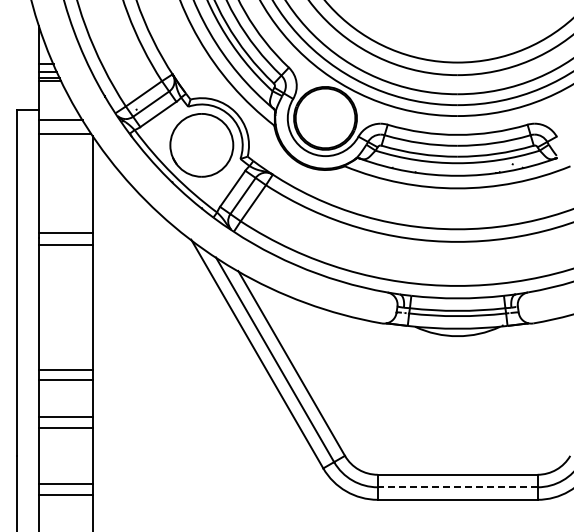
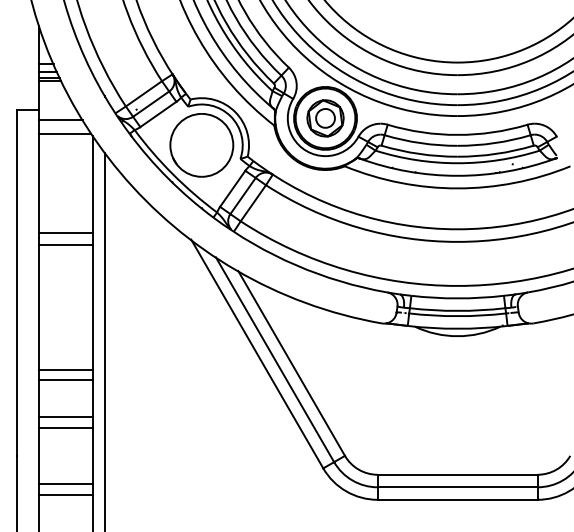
part: none -> present (325, 118)
line: none -> present (105, 340)
line: dashed -> solid (457, 487)
